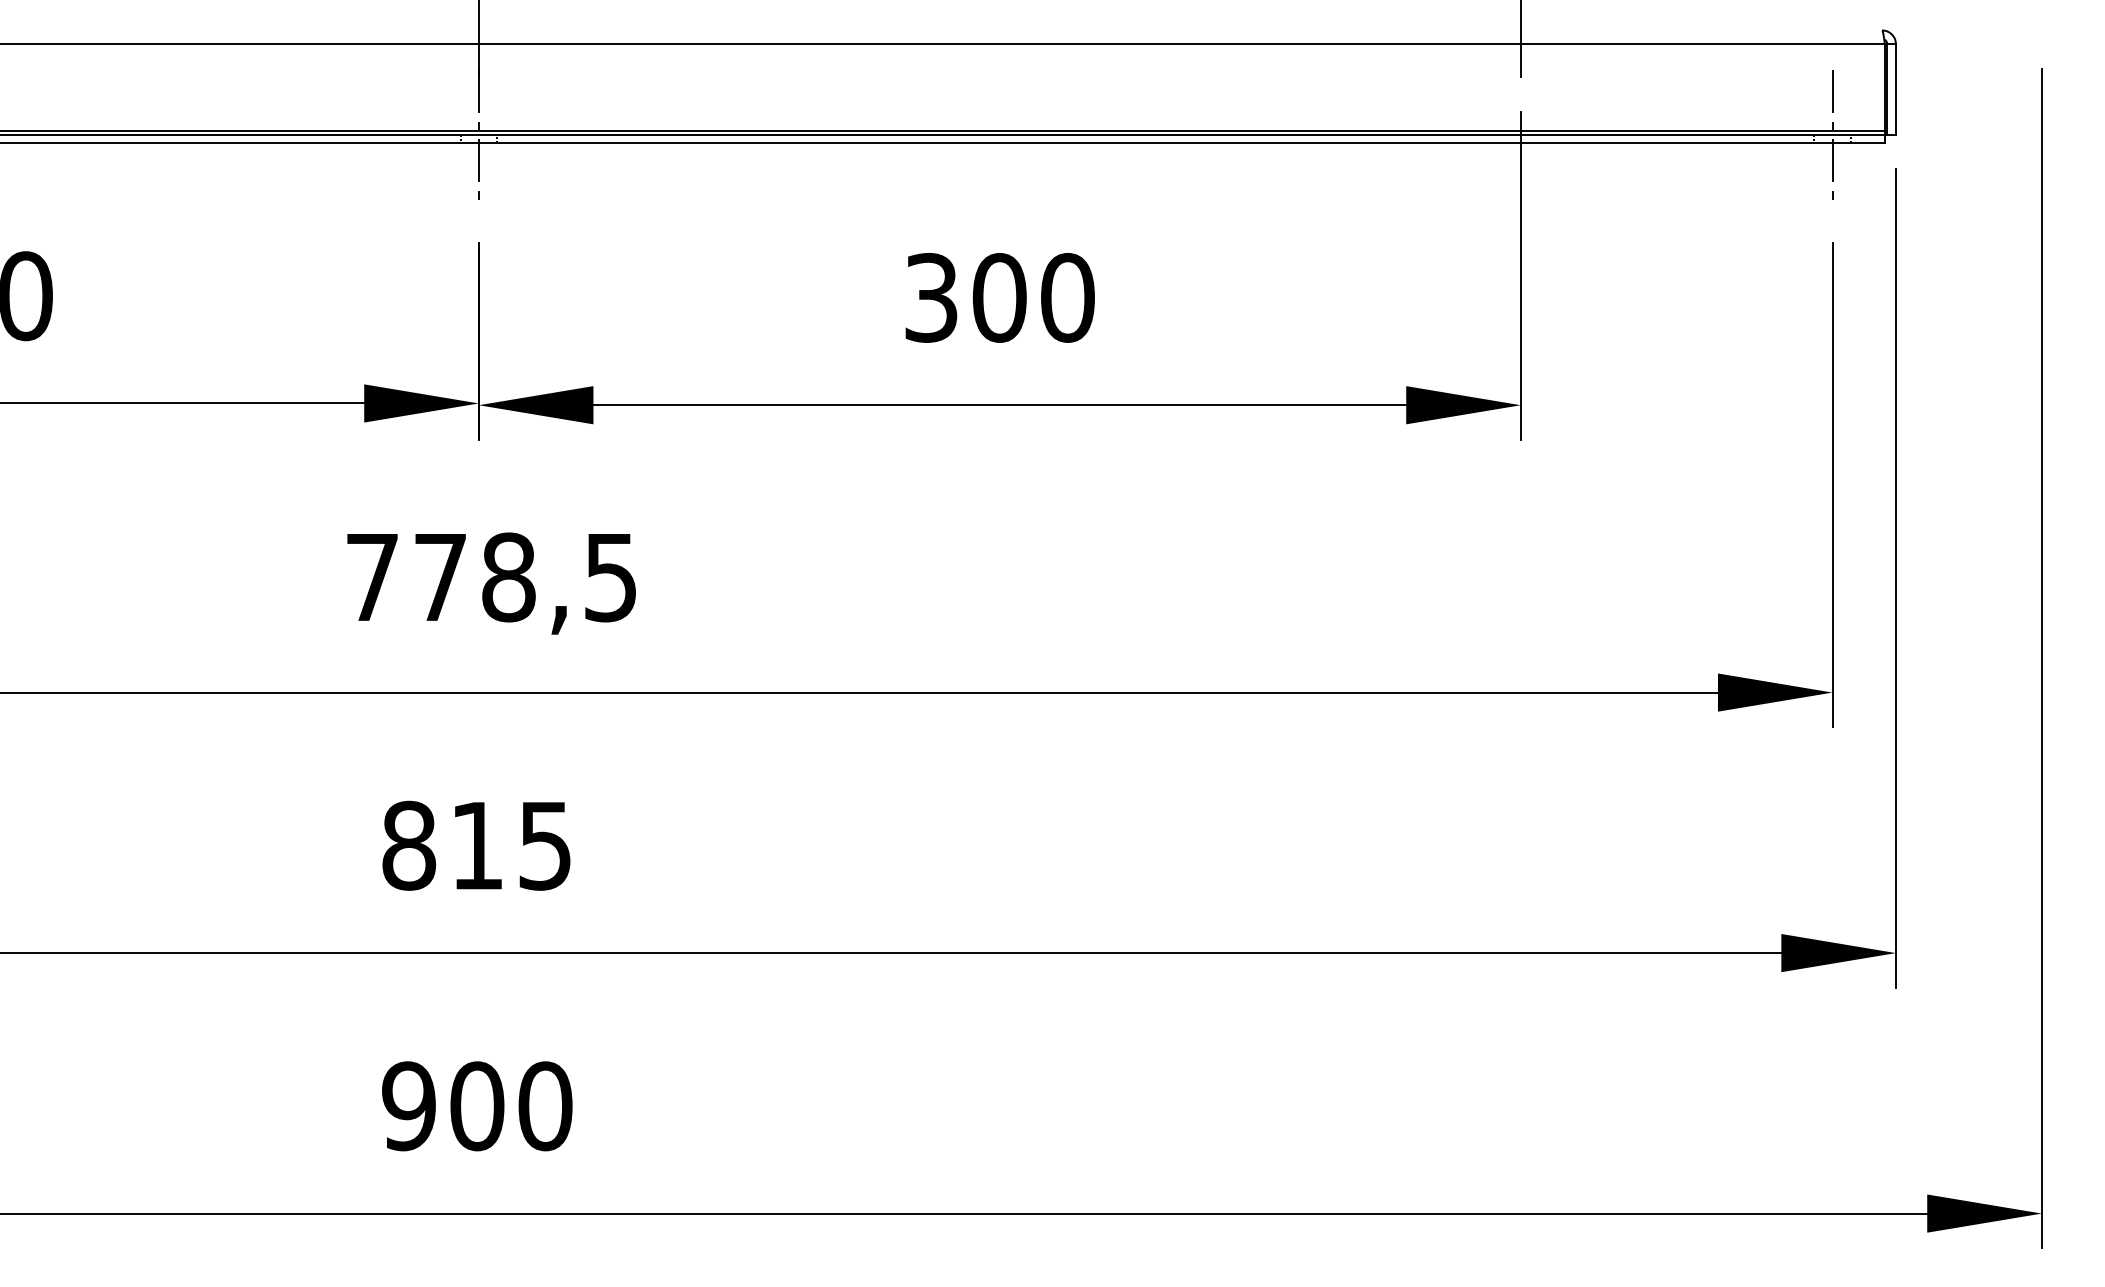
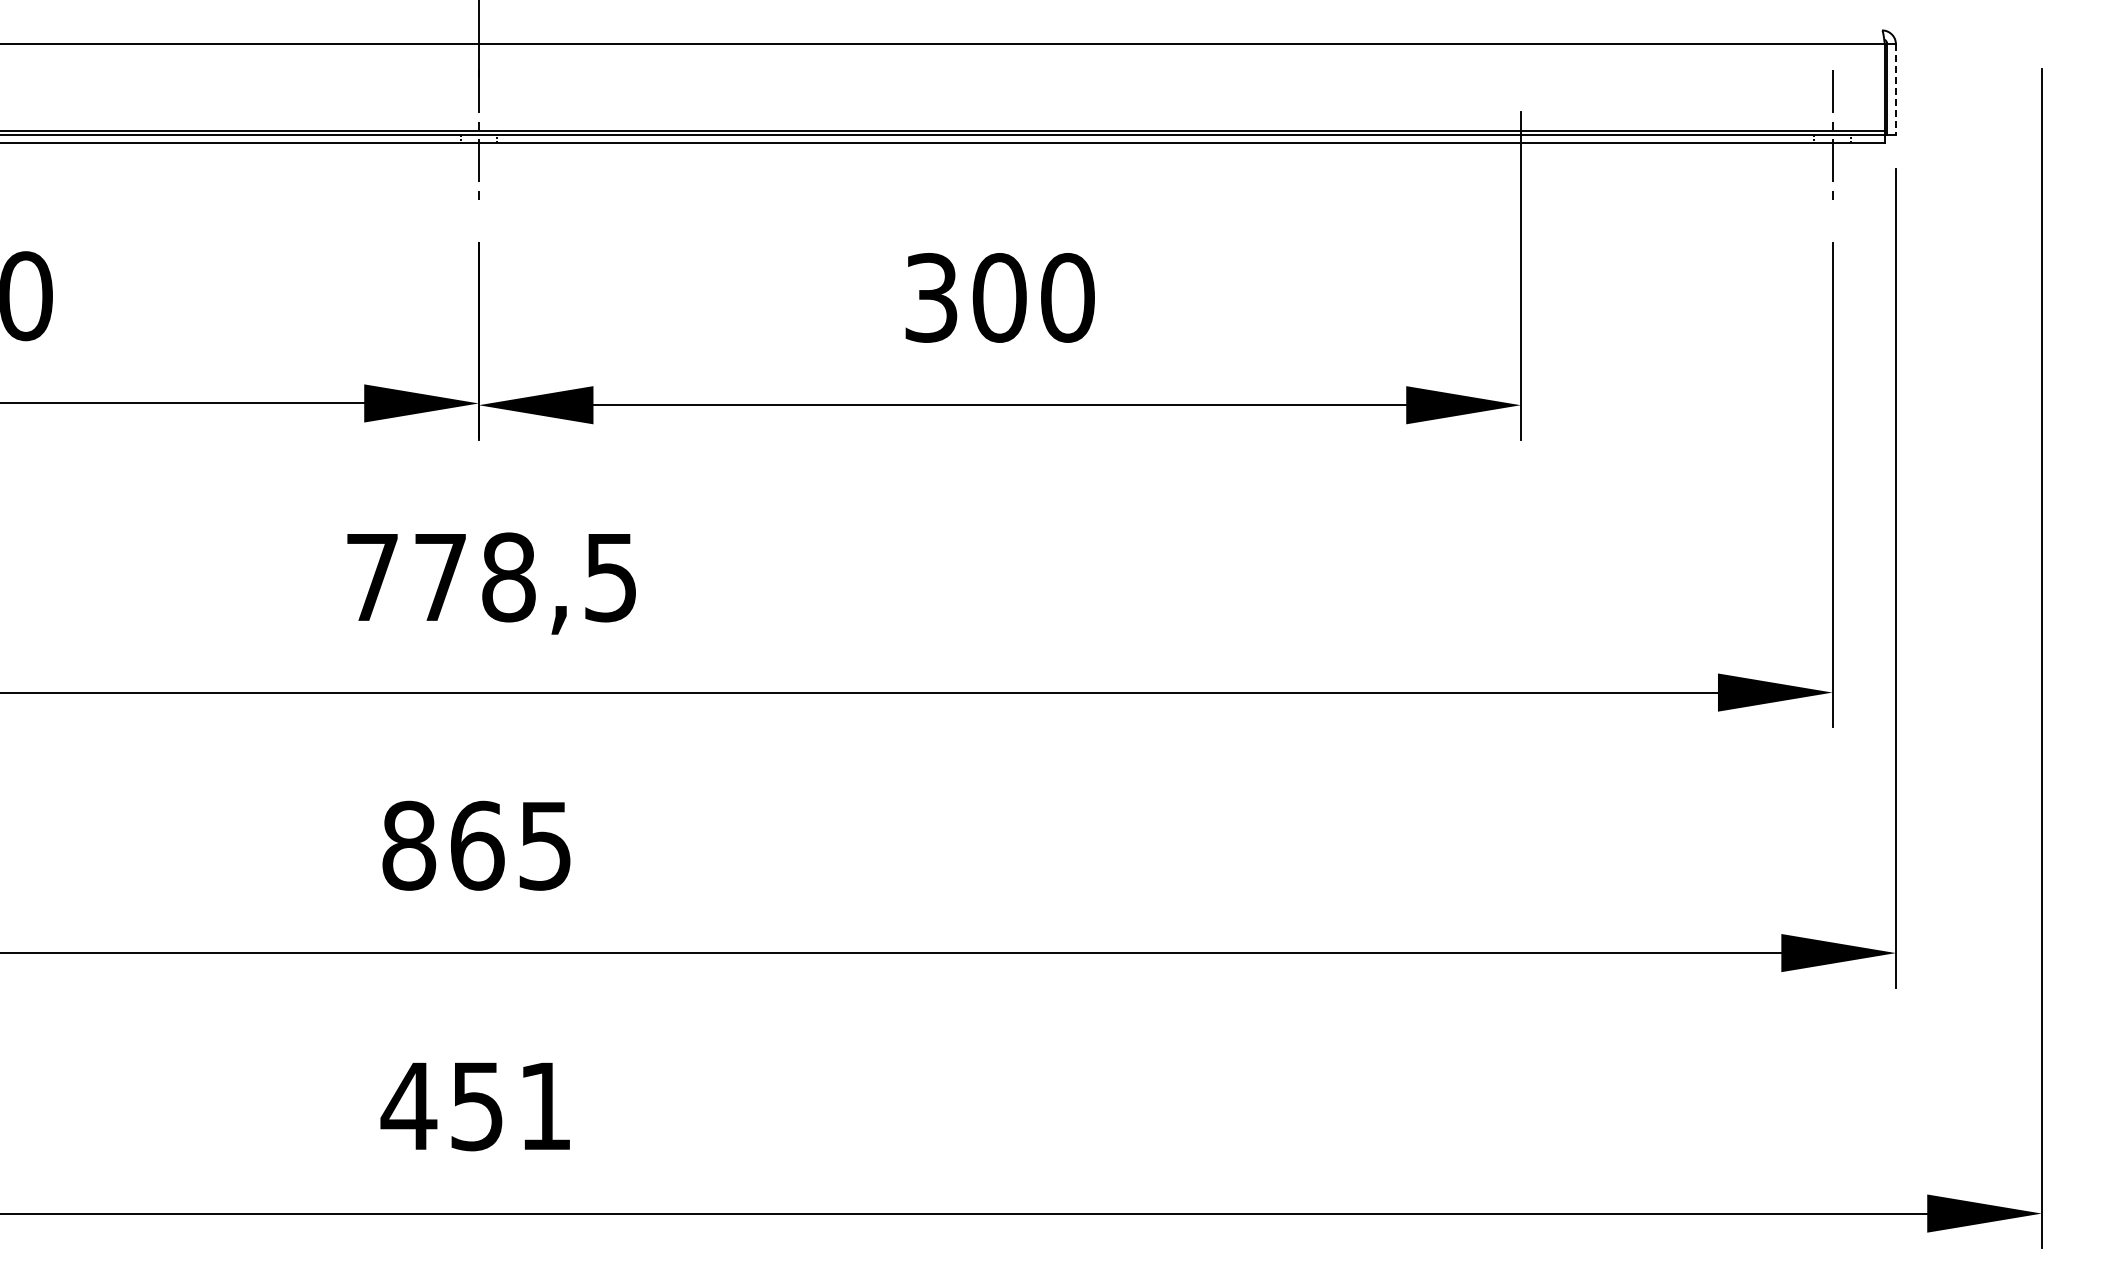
line: present -> none (1520, 39)
line: solid -> dashed (1895, 89)
text: 815 -> 865 (477, 845)
text: 900 -> 451 (476, 1106)
